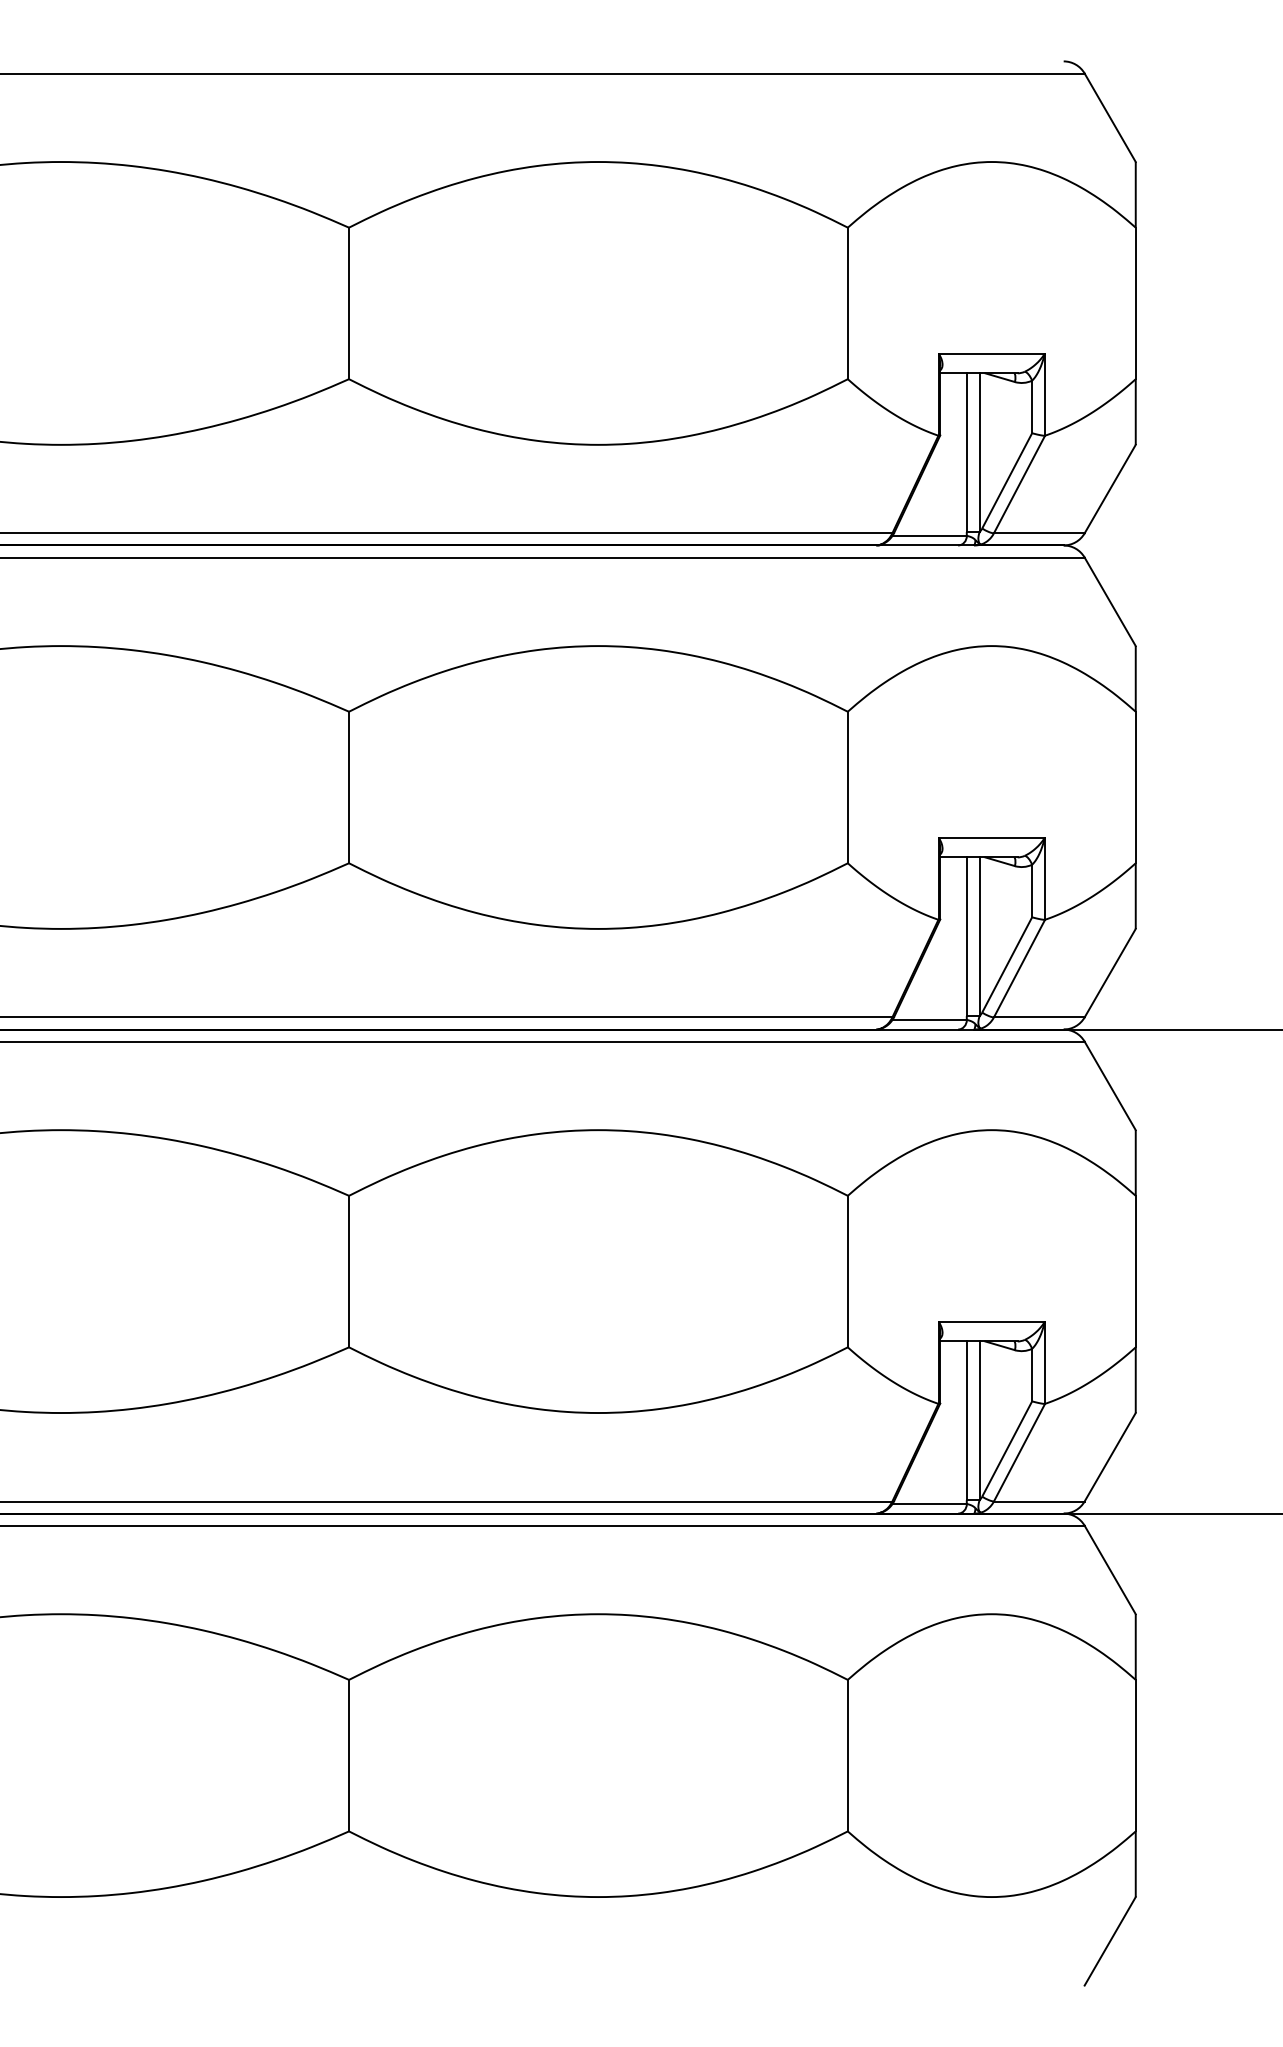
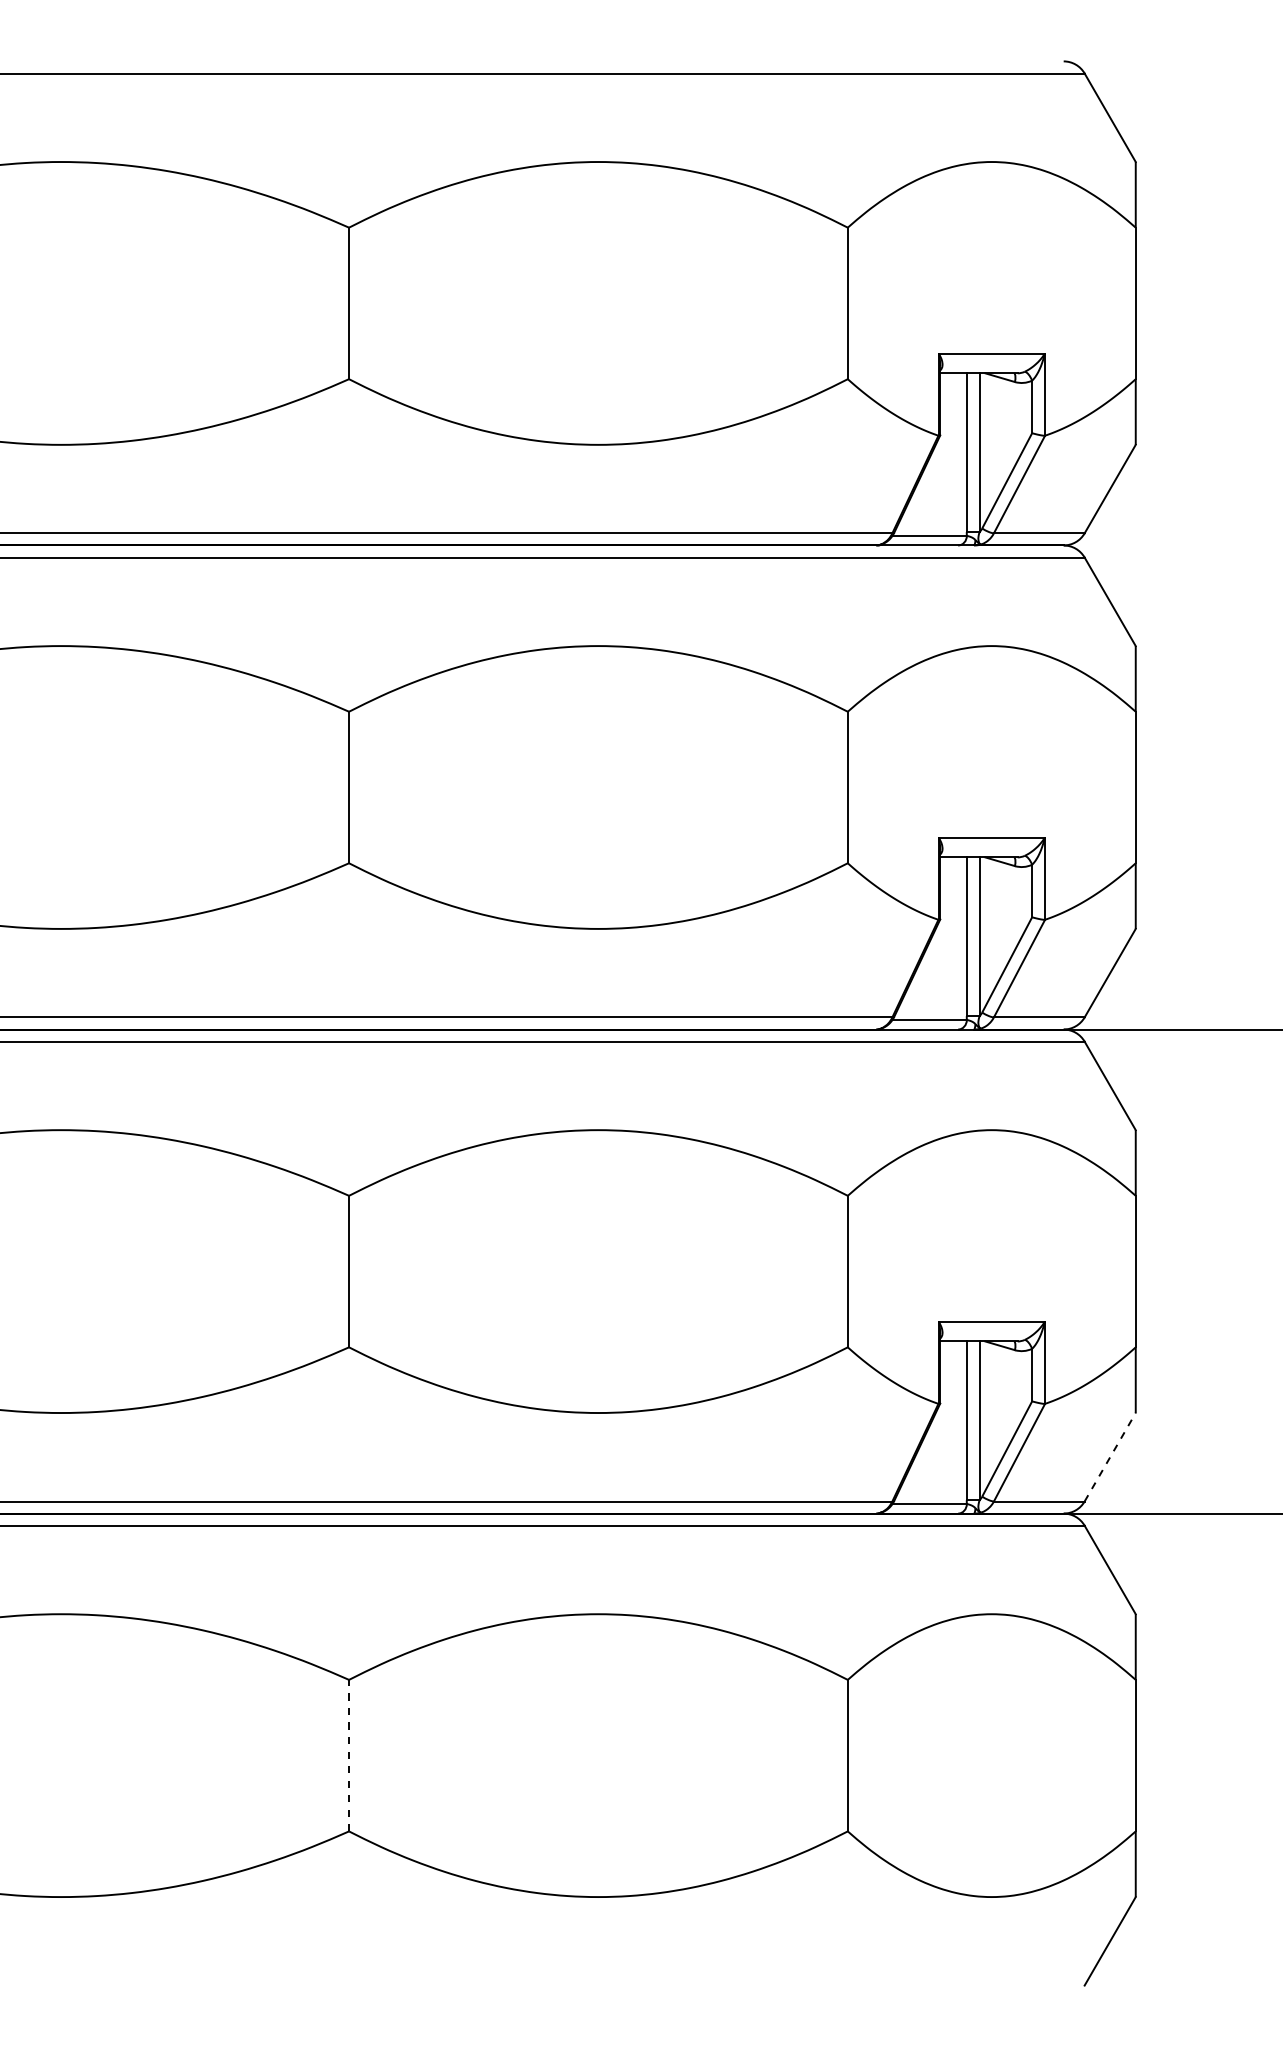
line: solid -> dashed (1110, 1456)
line: solid -> dashed (349, 1755)
